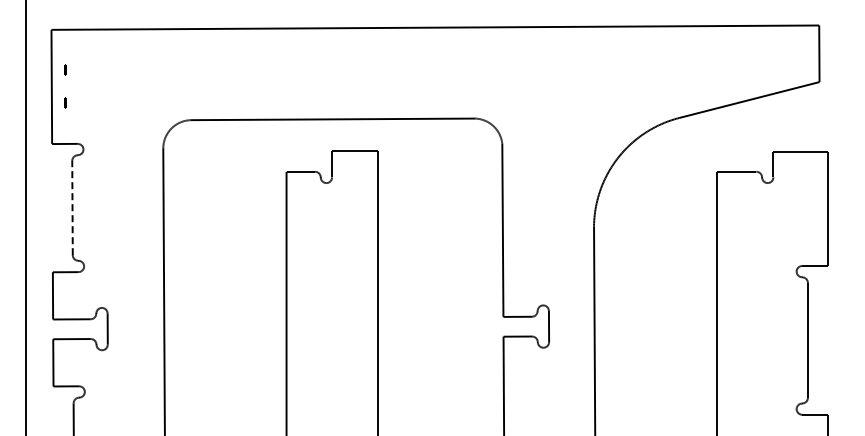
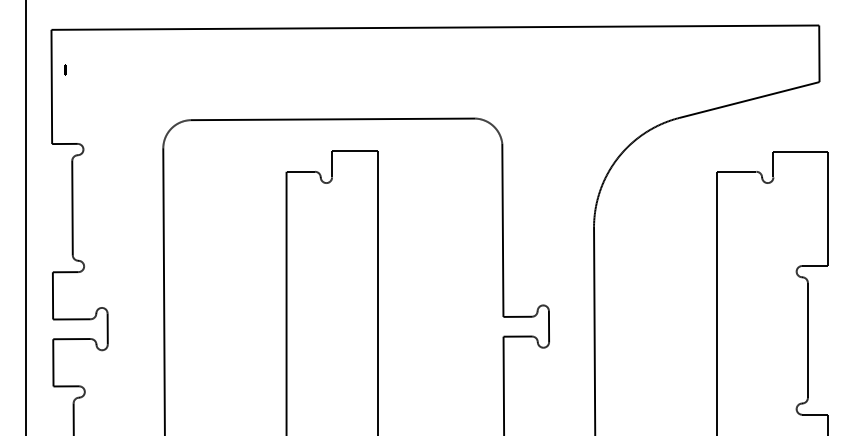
line: present -> none (65, 102)
line: dashed -> solid (72, 207)
